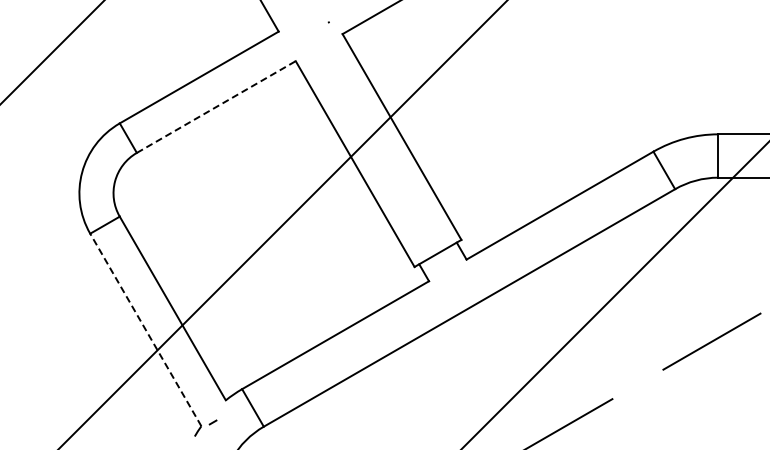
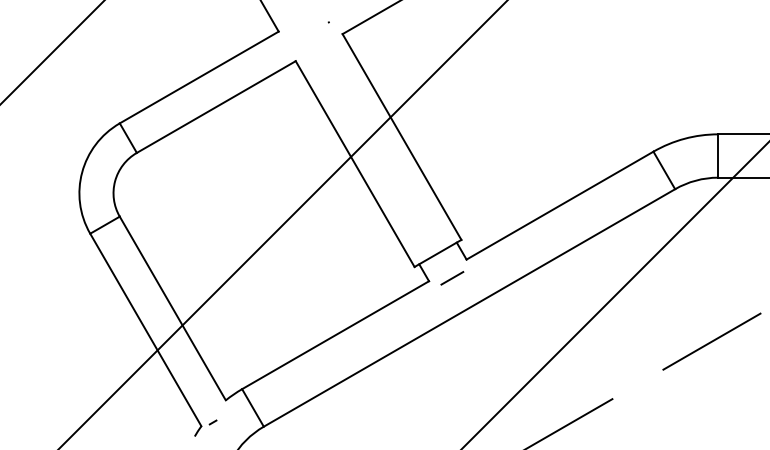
line: dashed -> solid (216, 107)
line: none -> present (452, 278)
line: dashed -> solid (145, 329)
